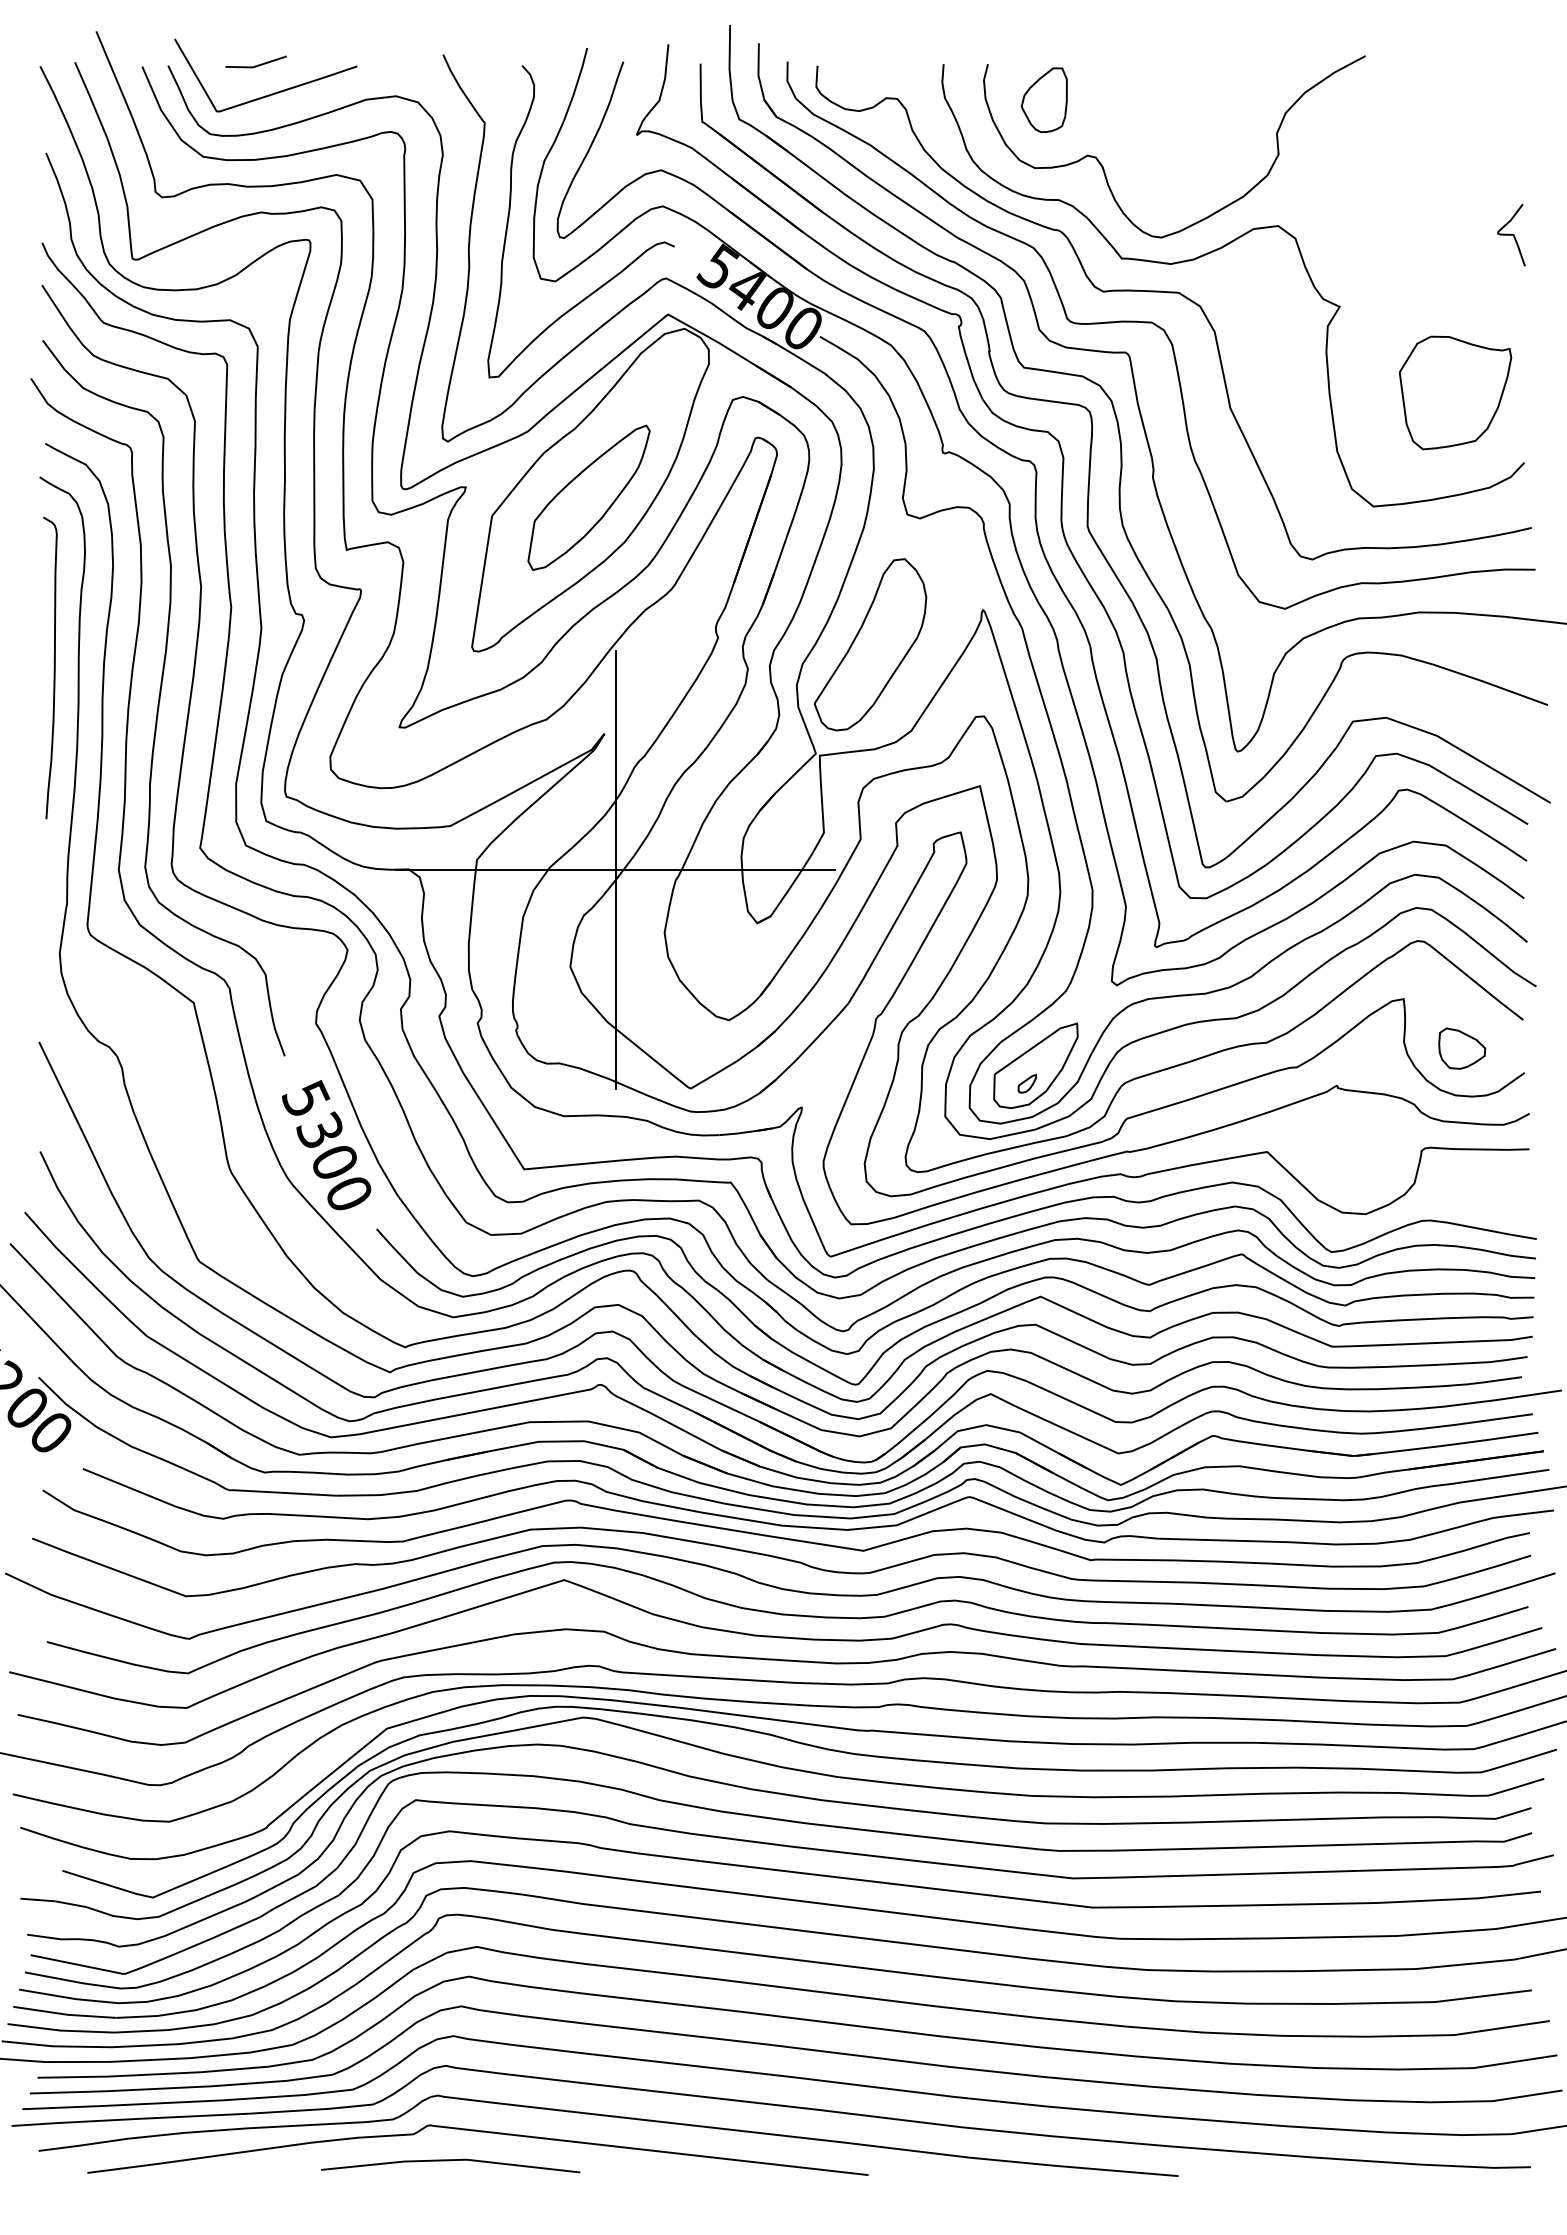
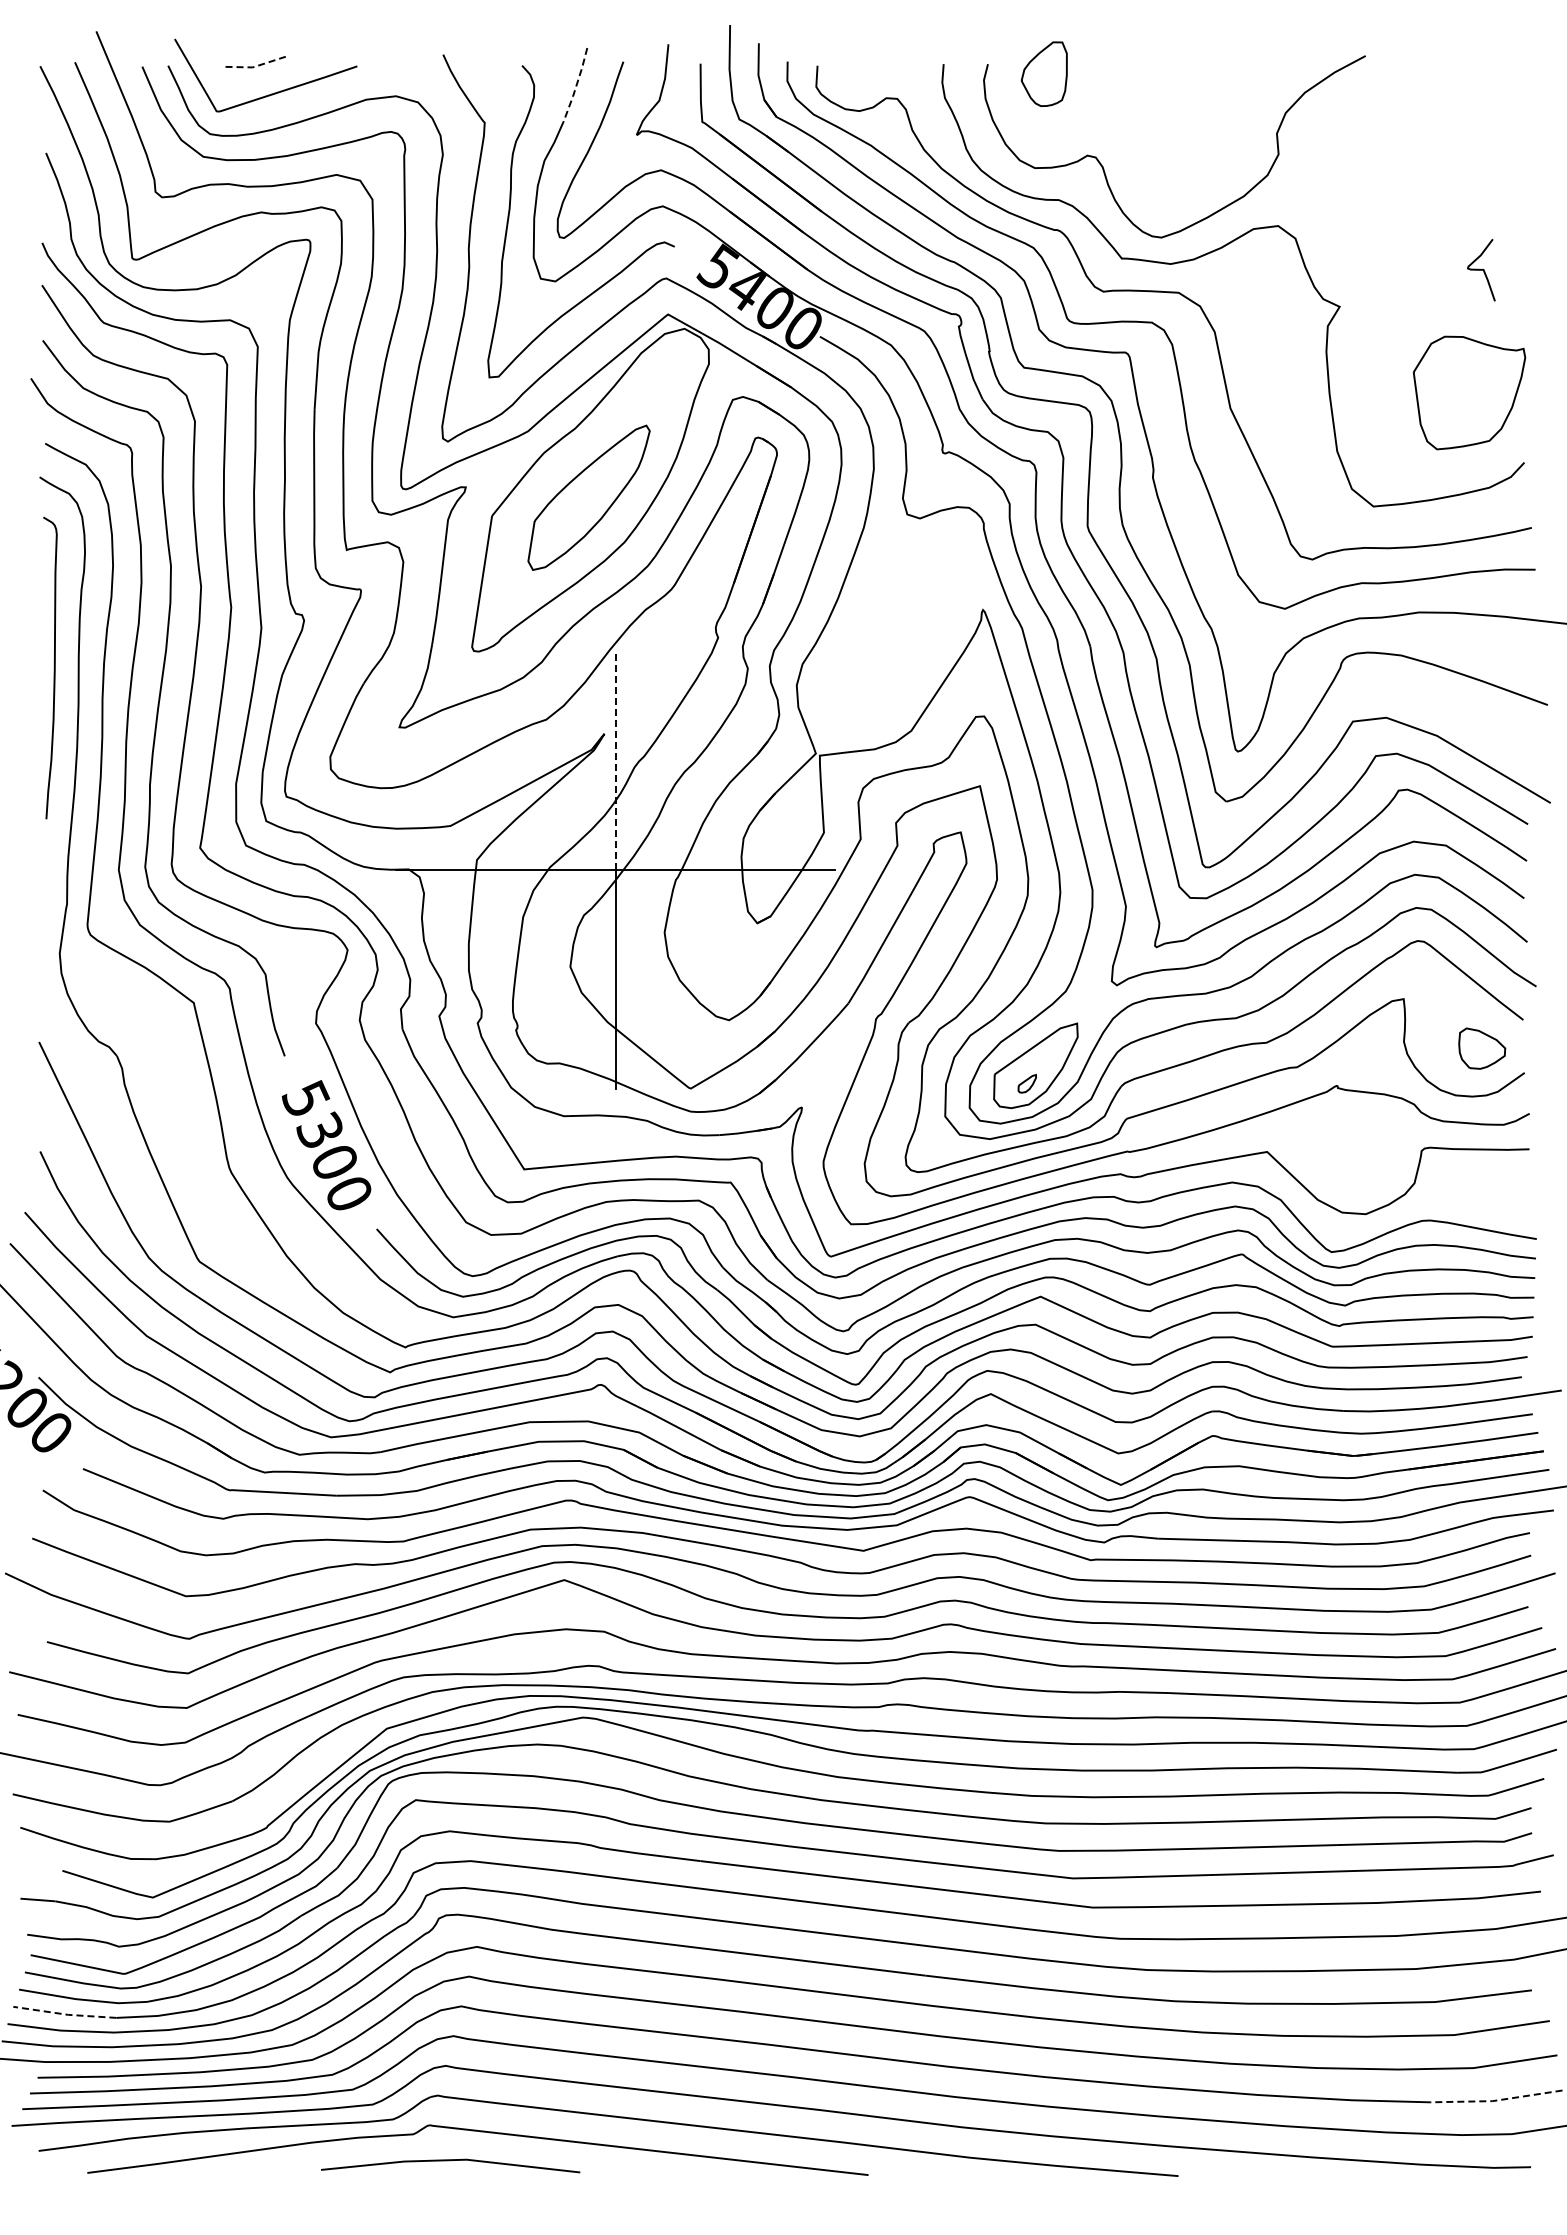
line: solid -> dashed (256, 66)
line: solid -> dashed (576, 84)
part position: (1043, 99) -> (1043, 73) (1043, 73)
curve position: (1511, 235) -> (1481, 270) (1481, 270)
part position: (1455, 392) -> (1469, 392) (1469, 392)
part: present -> none (870, 644)
line: solid -> dashed (615, 760)
part position: (1462, 1048) -> (1482, 1048) (1482, 1048)
line: solid -> dashed (65, 2014)
line: solid -> dashed (1495, 2100)
